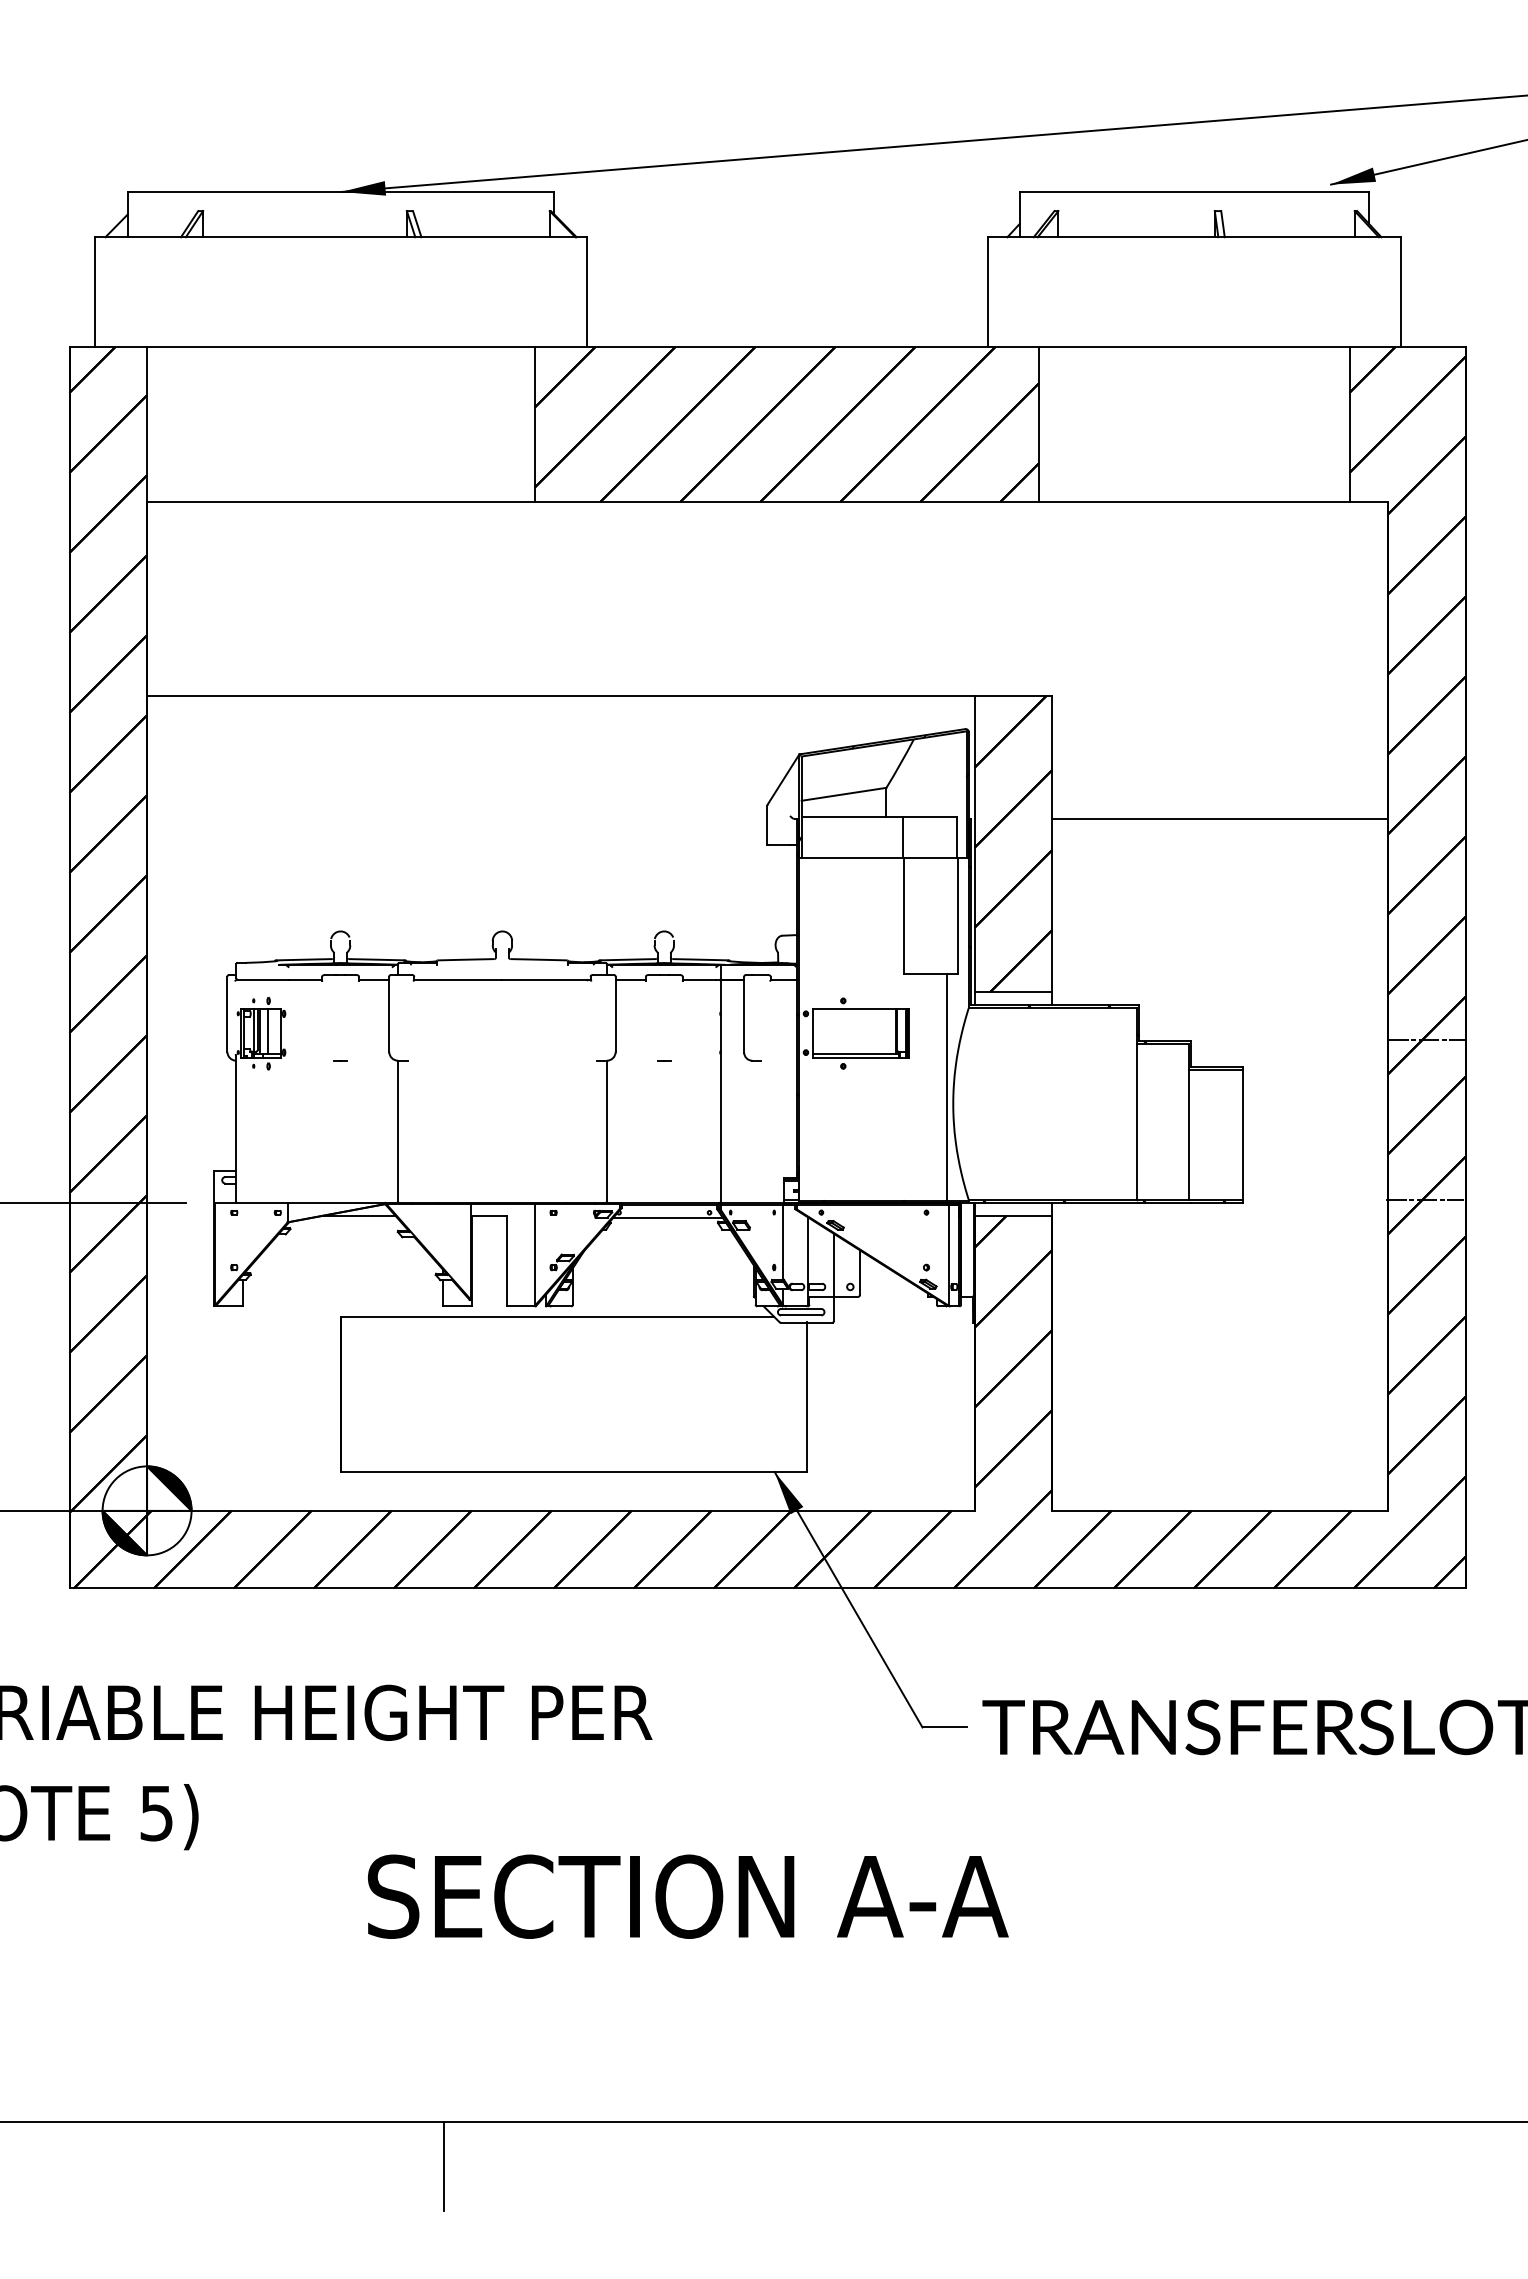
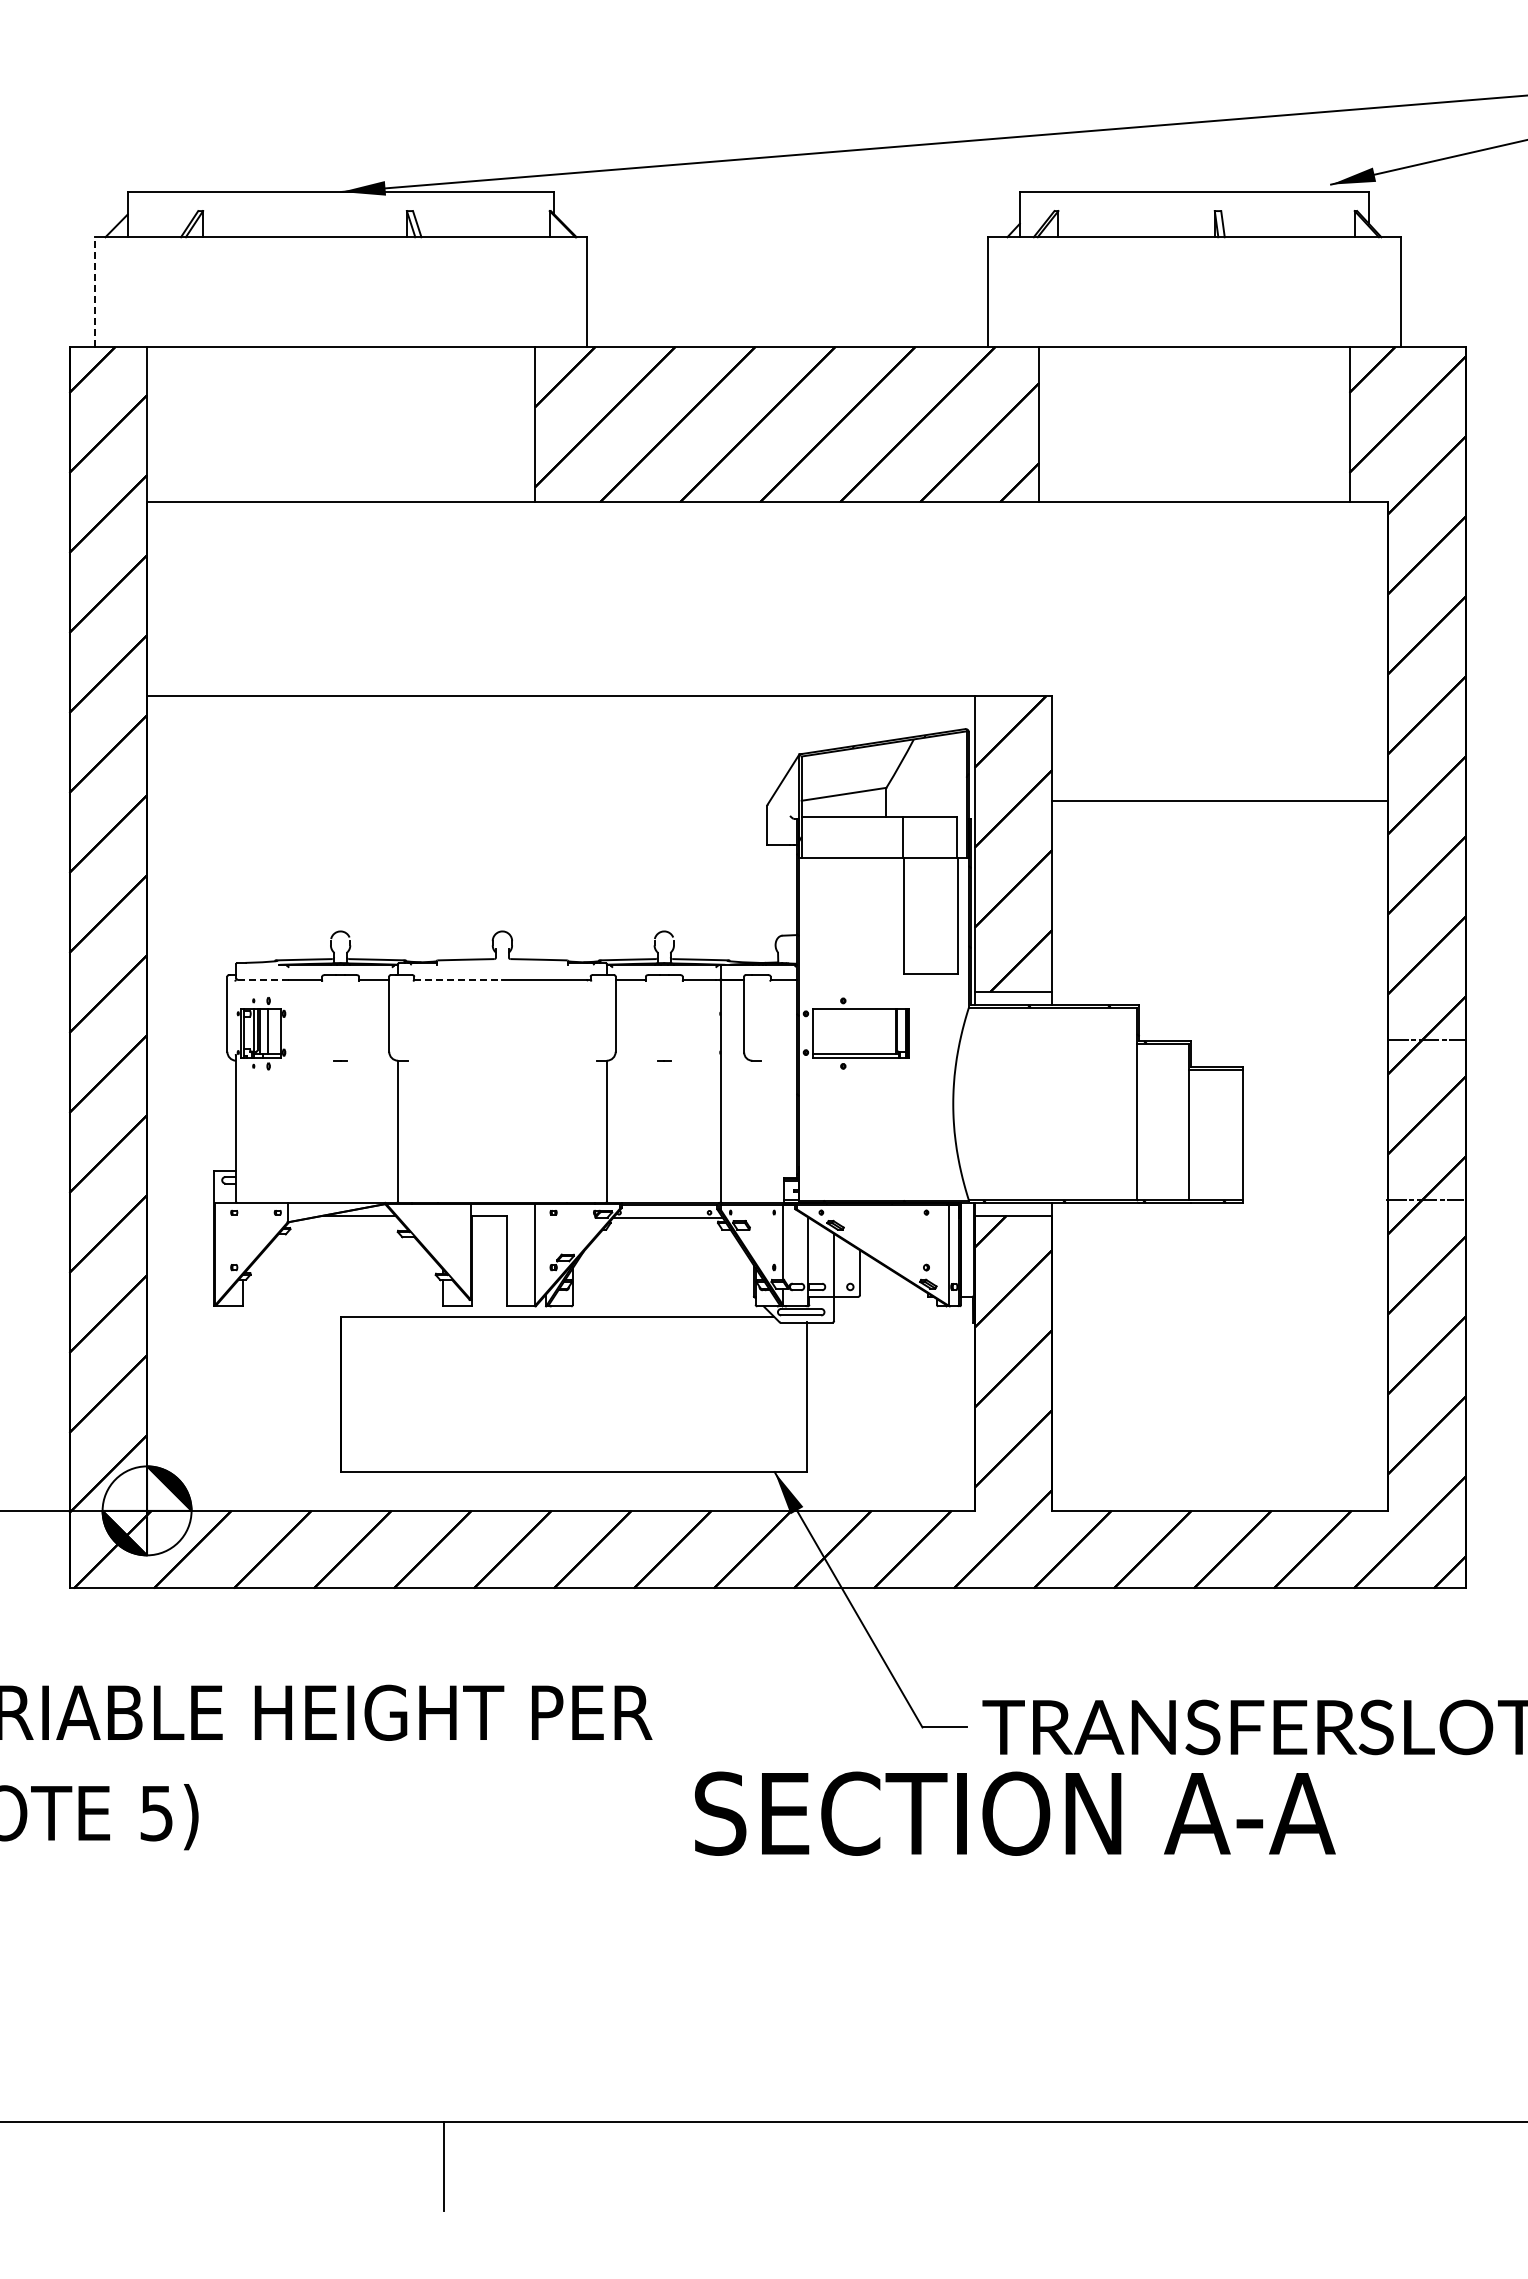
line: solid -> dashed (95, 292)
line position: (1220, 818) -> (1220, 800) (1220, 800)
line: solid -> dashed (262, 979)
line: solid -> dashed (458, 979)
line: present -> none (947, 1087)
line: present -> none (94, 1202)
text position: (688, 1896) -> (1015, 1813) (1015, 1813)
